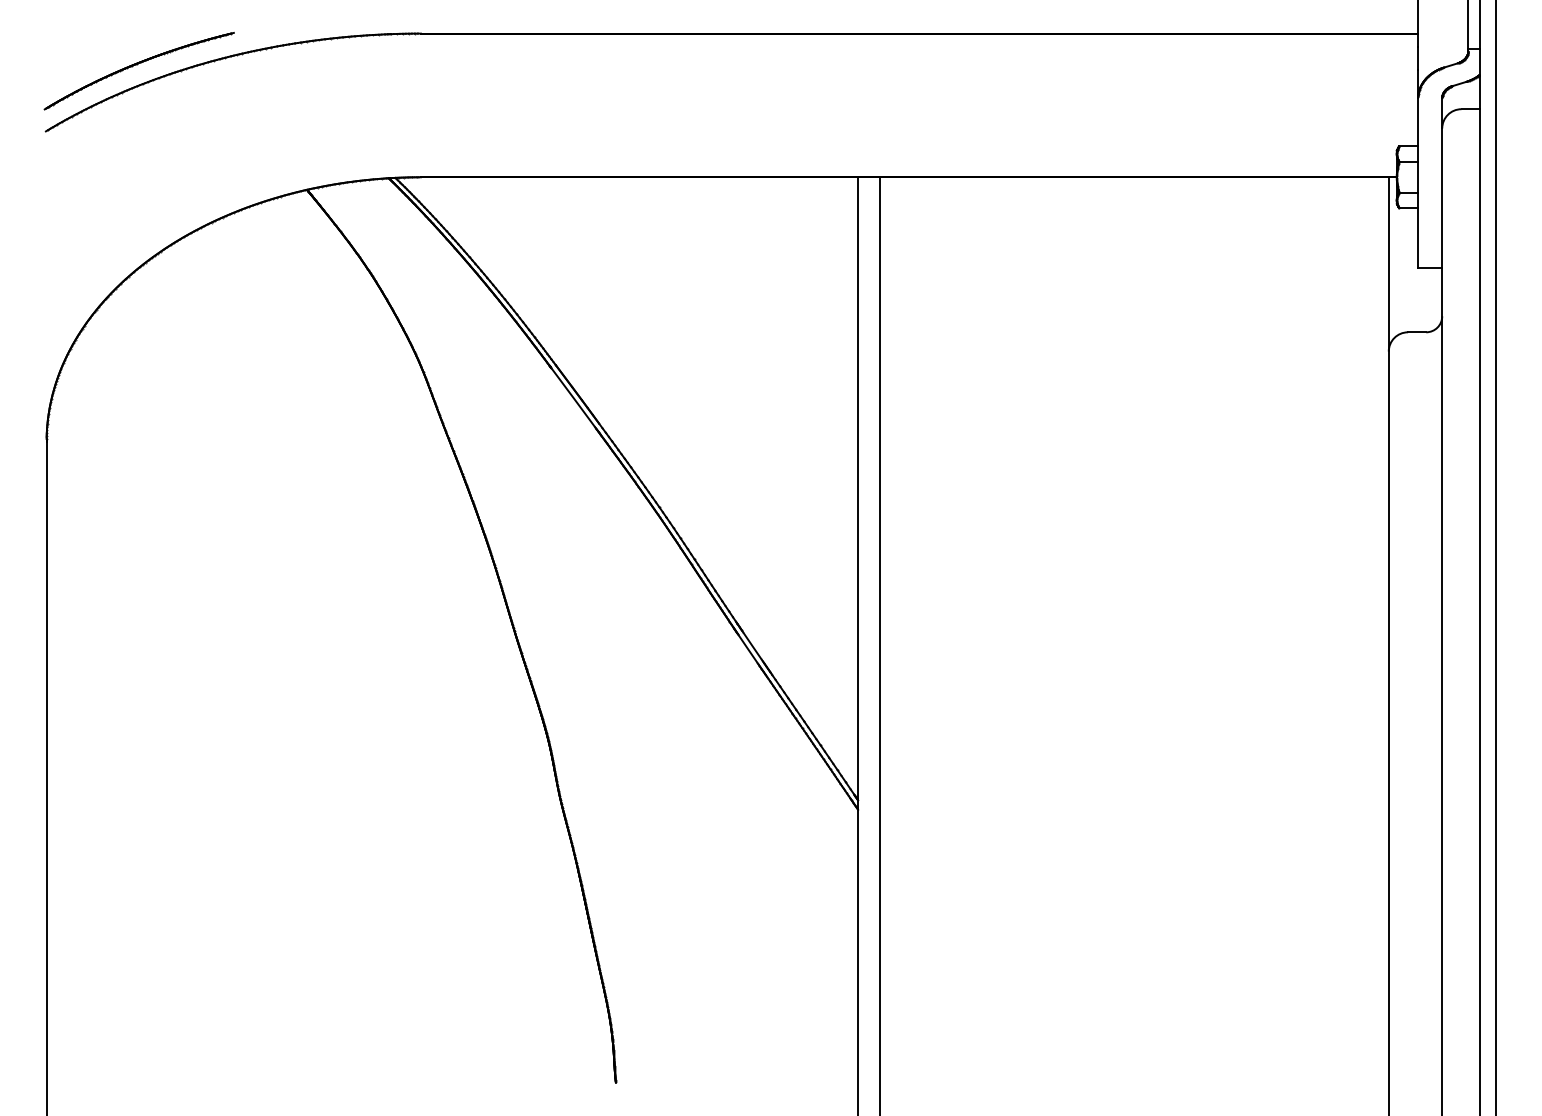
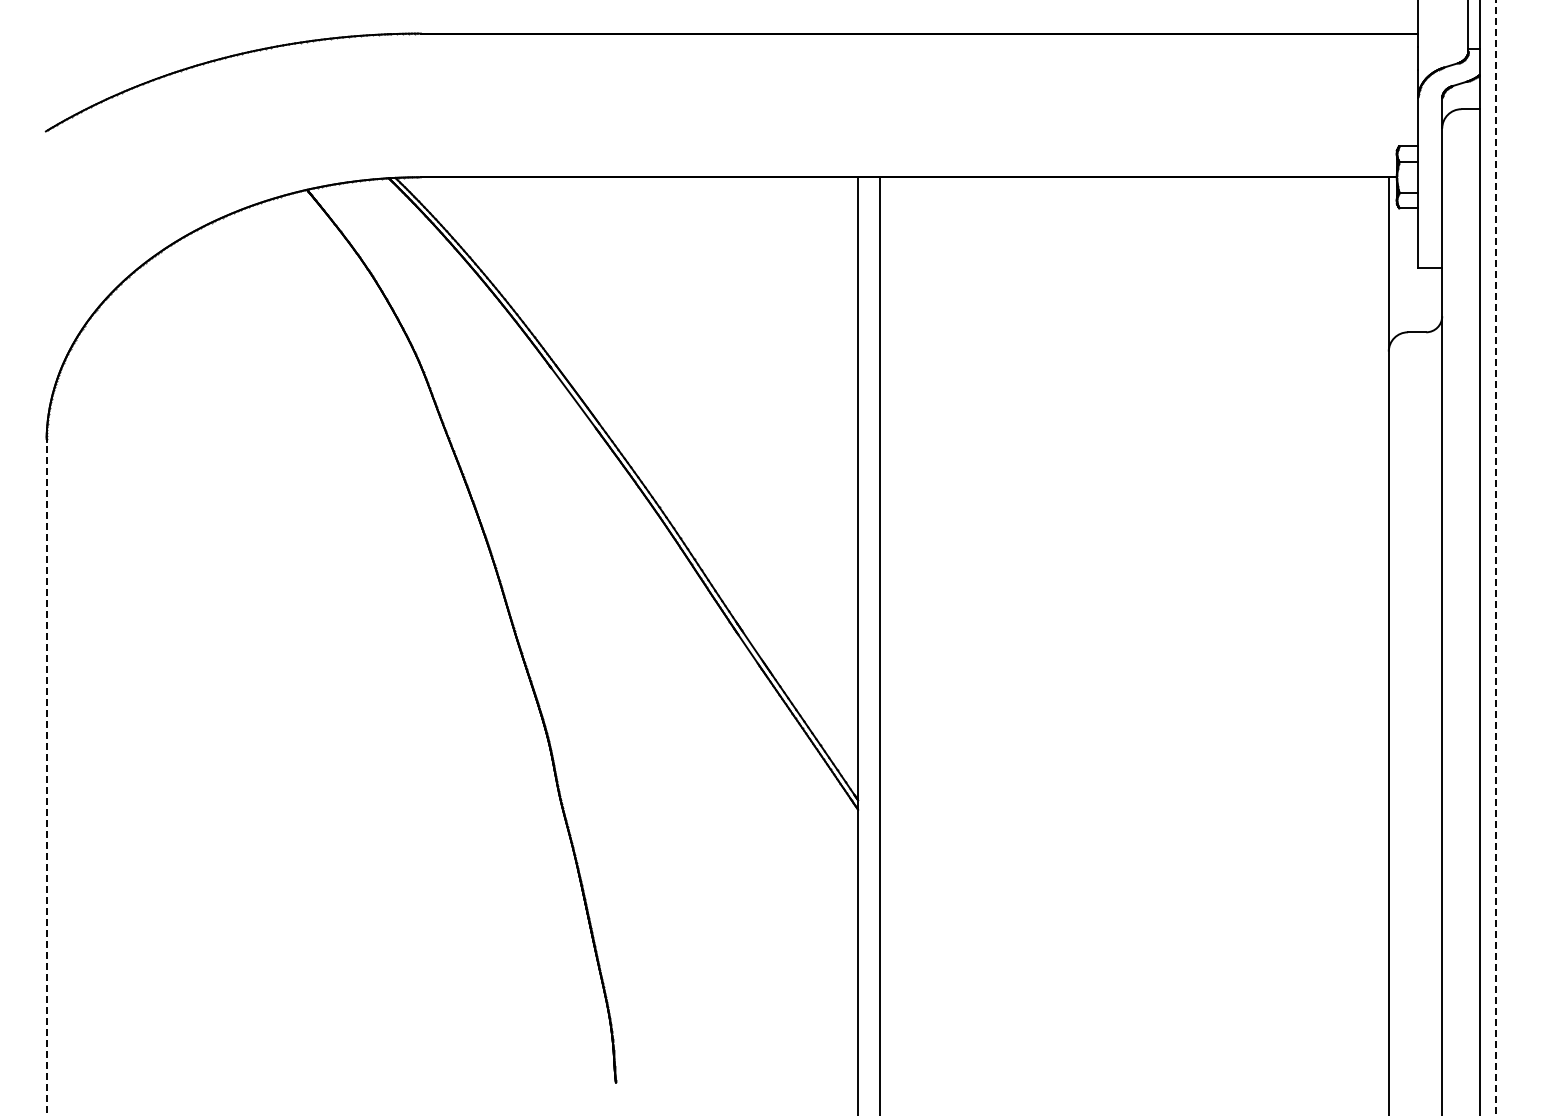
part: present -> none (137, 65)
line: solid -> dashed (1495, 557)
line: solid -> dashed (46, 778)
